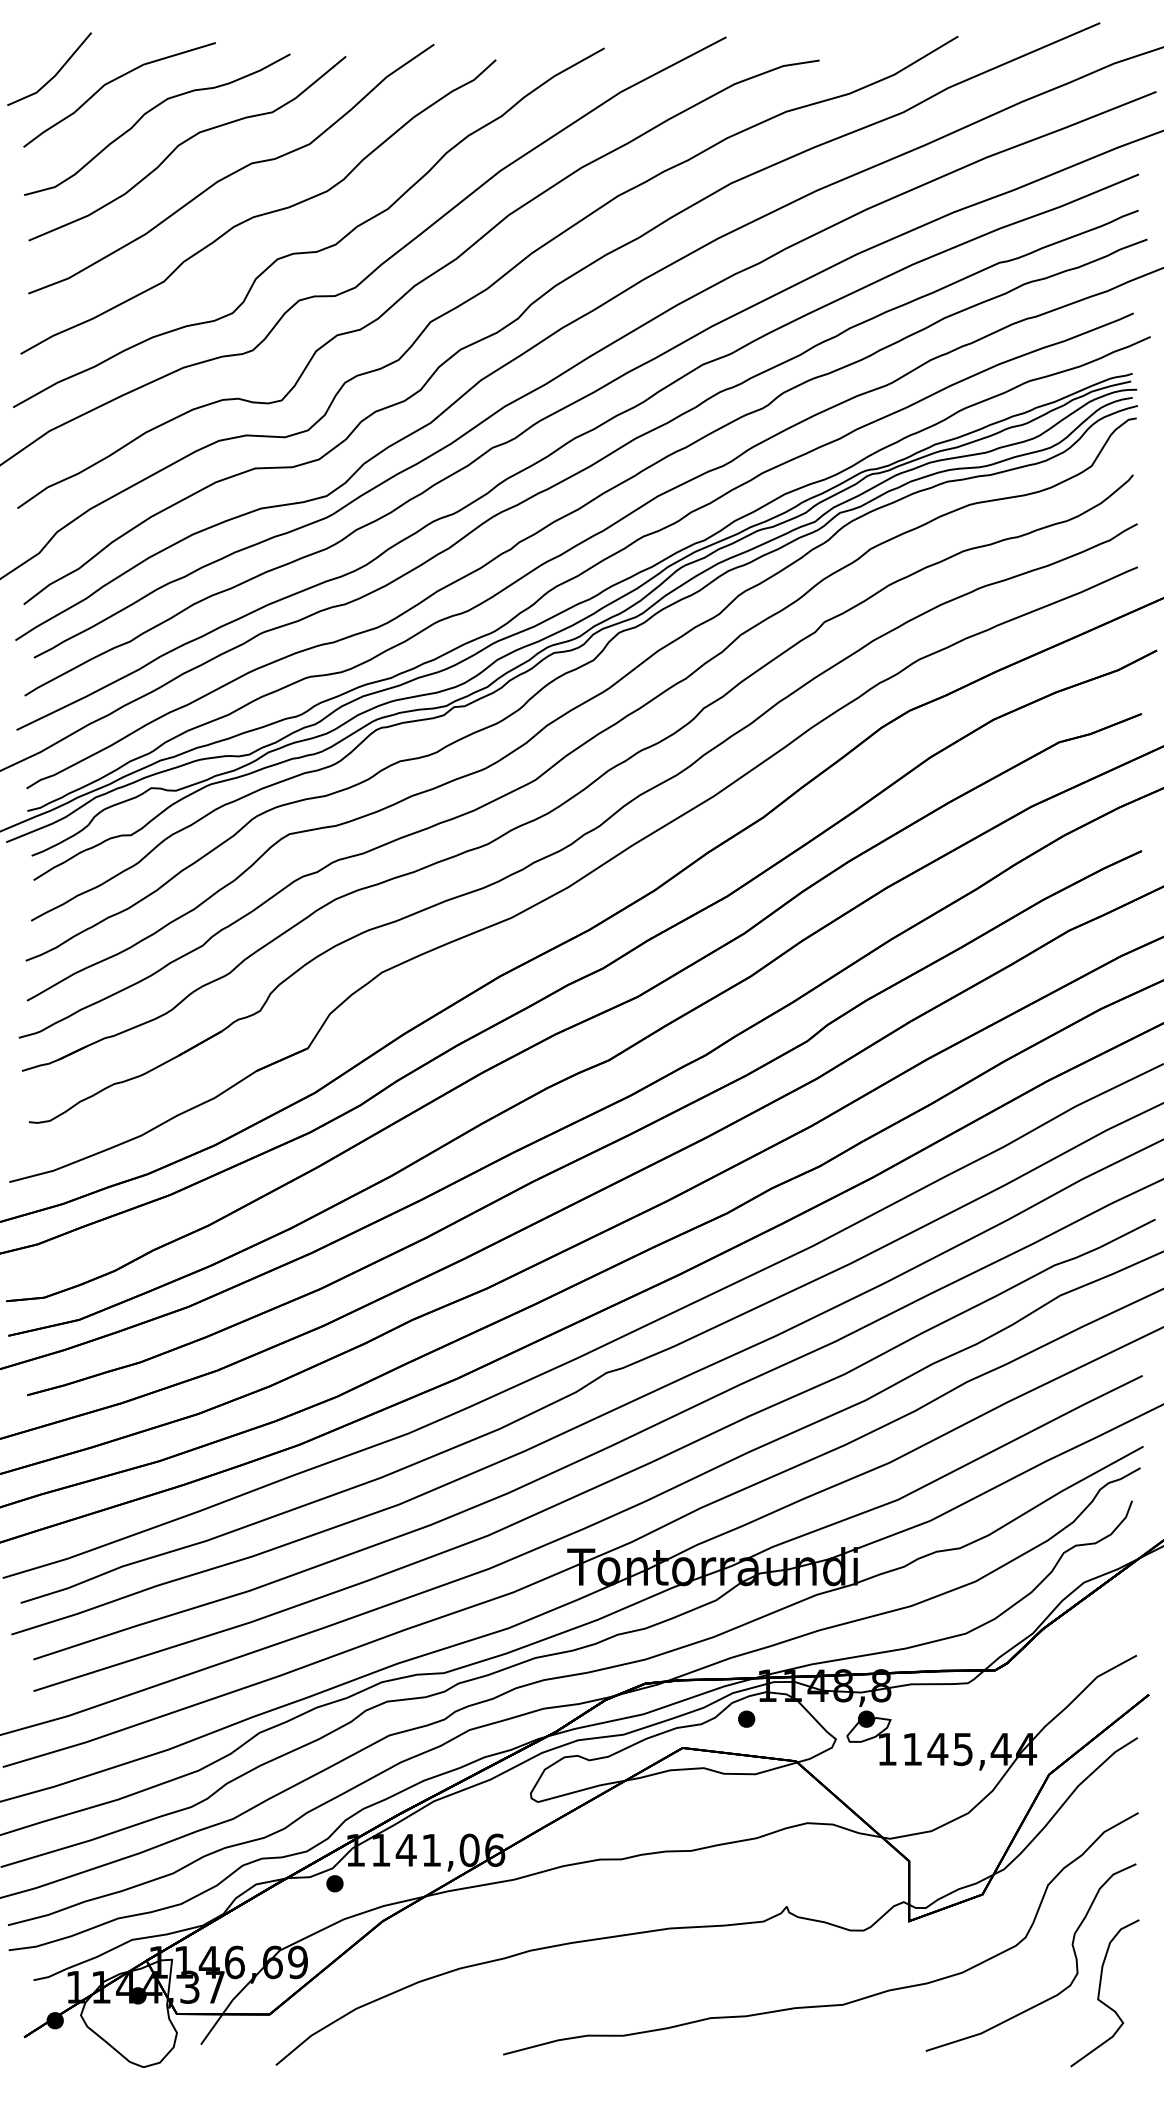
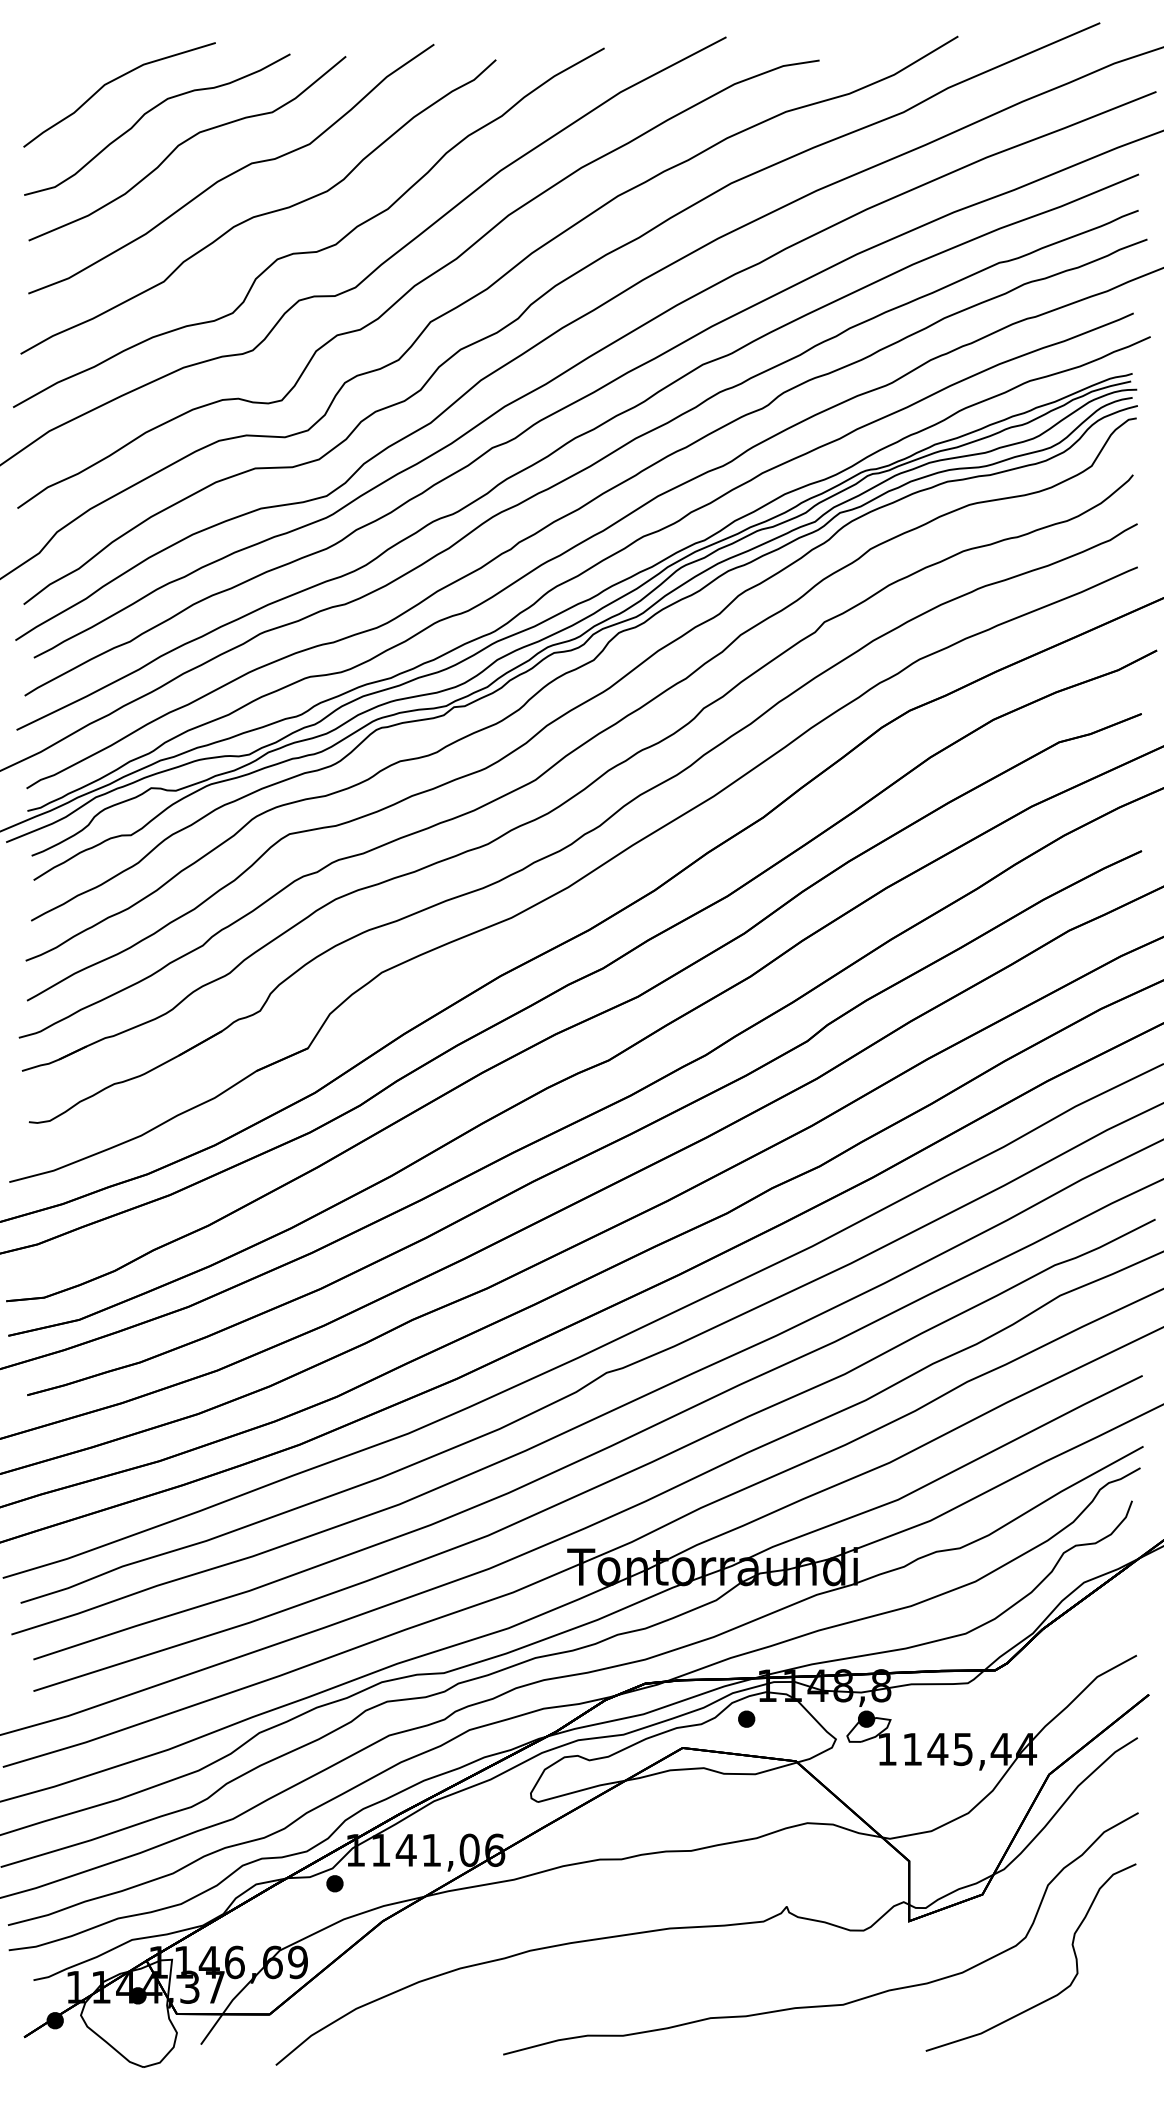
part: present -> none (55, 73)
curve: present -> none (1100, 1991)
